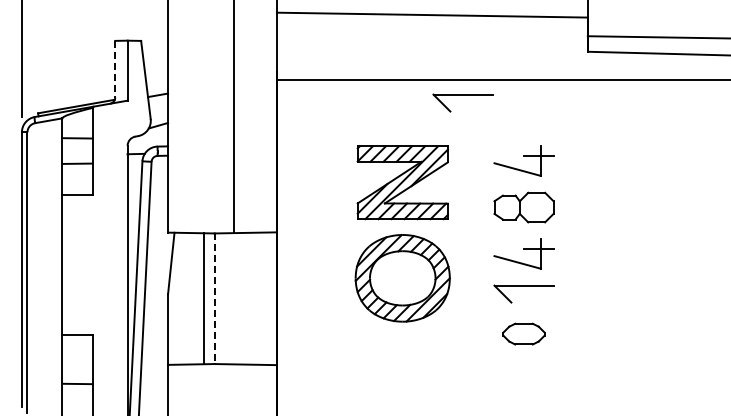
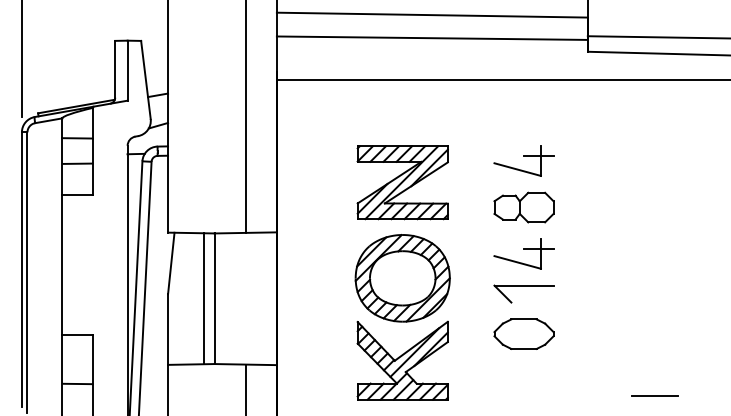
line: none -> present (431, 37)
line: dashed -> solid (115, 69)
part: present -> none (462, 95)
line position: (233, 117) -> (245, 117) (245, 117)
line: dashed -> solid (214, 299)
part size: 44x24 px -> 62x32 px (523, 333)
part: none -> present (402, 360)
line: none -> present (245, 388)
line: none -> present (654, 395)
